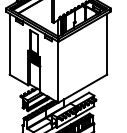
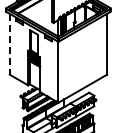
line: solid -> dashed (9, 44)
